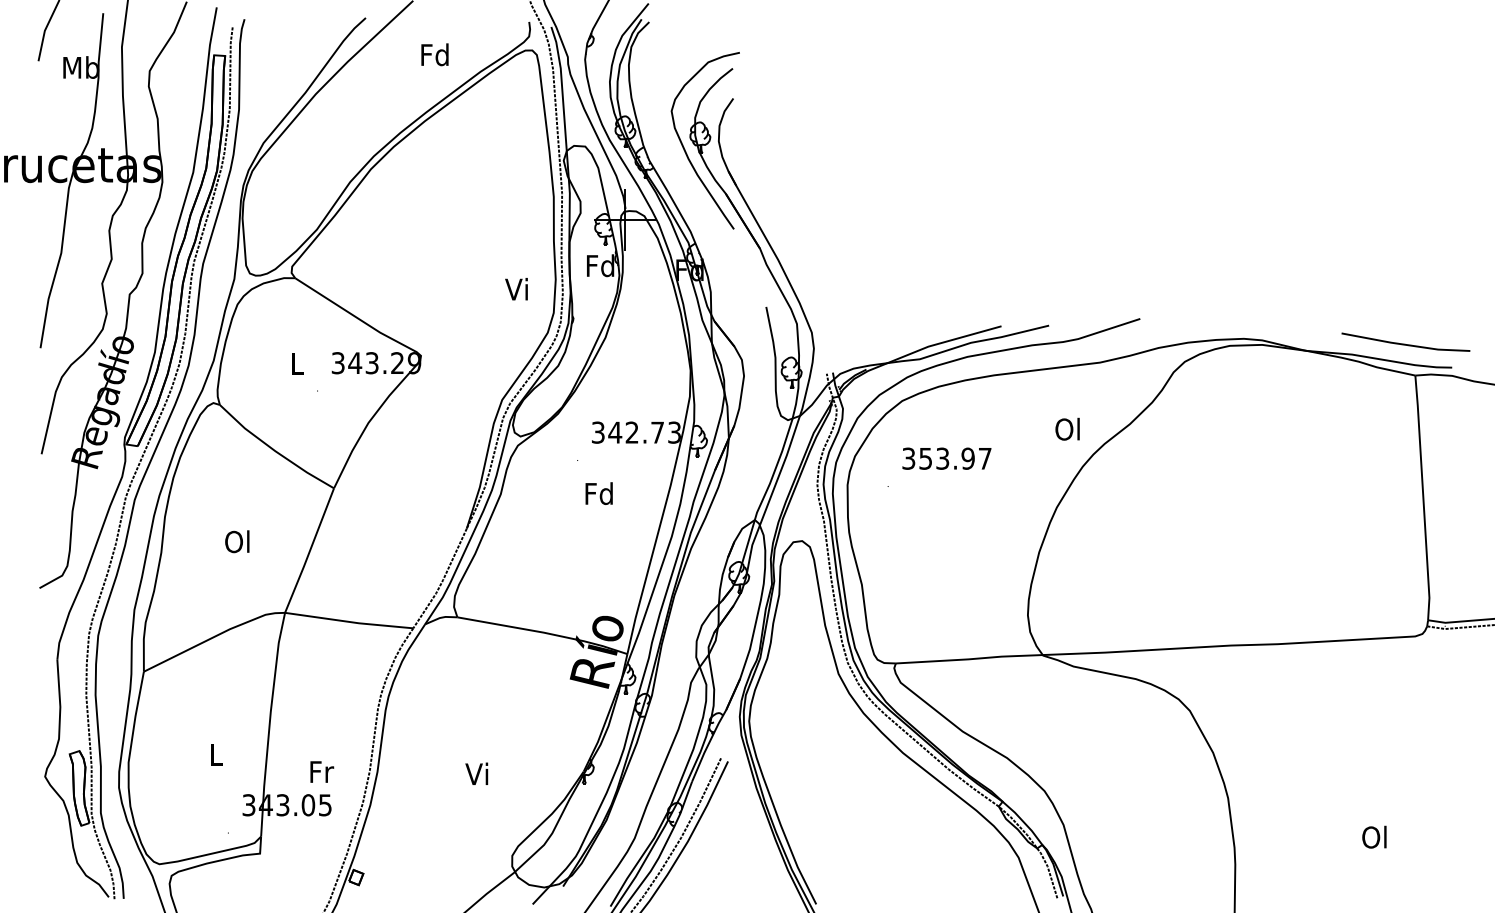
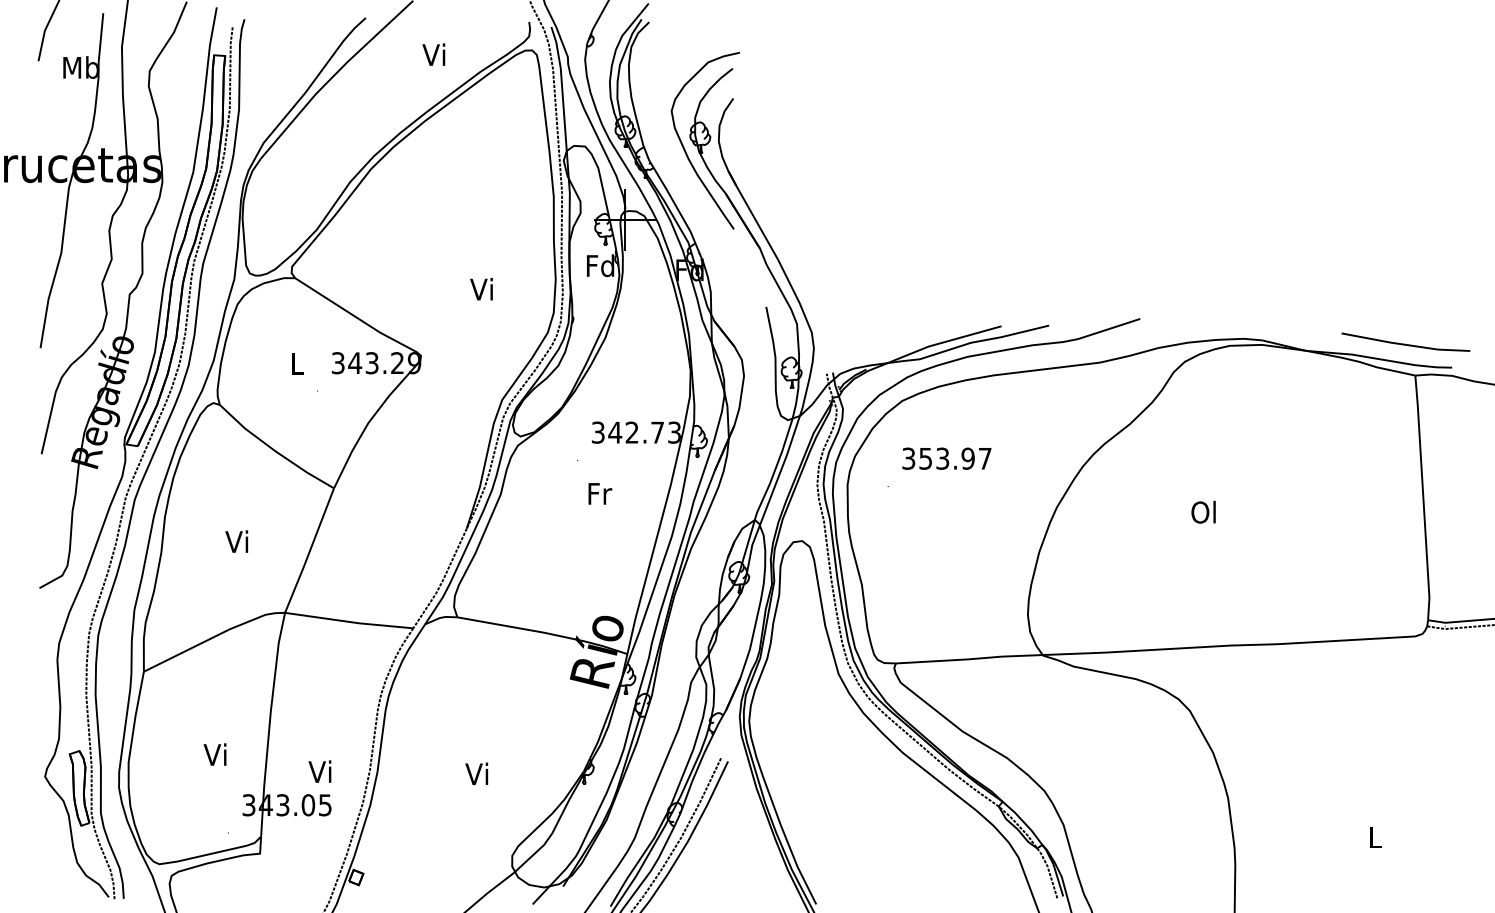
text: Fd -> Vi (434, 54)
text position: (516, 289) -> (481, 289) (481, 289)
text position: (1067, 428) -> (1203, 511) (1203, 511)
text: Fd -> Fr (598, 493)
text: Ol -> Vi (237, 541)
text: L -> Vi (214, 754)
text: Fr -> Vi (321, 771)
text: Ol -> L (1374, 836)
